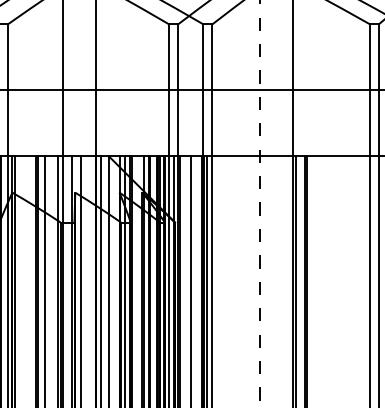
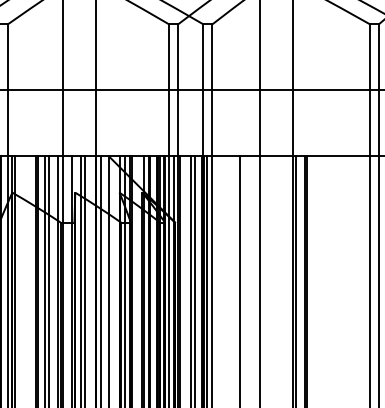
line: dashed -> solid (259, 204)
line: none -> present (48, 280)
line: none -> present (85, 280)
line: none -> present (195, 280)
line: none -> present (240, 280)
